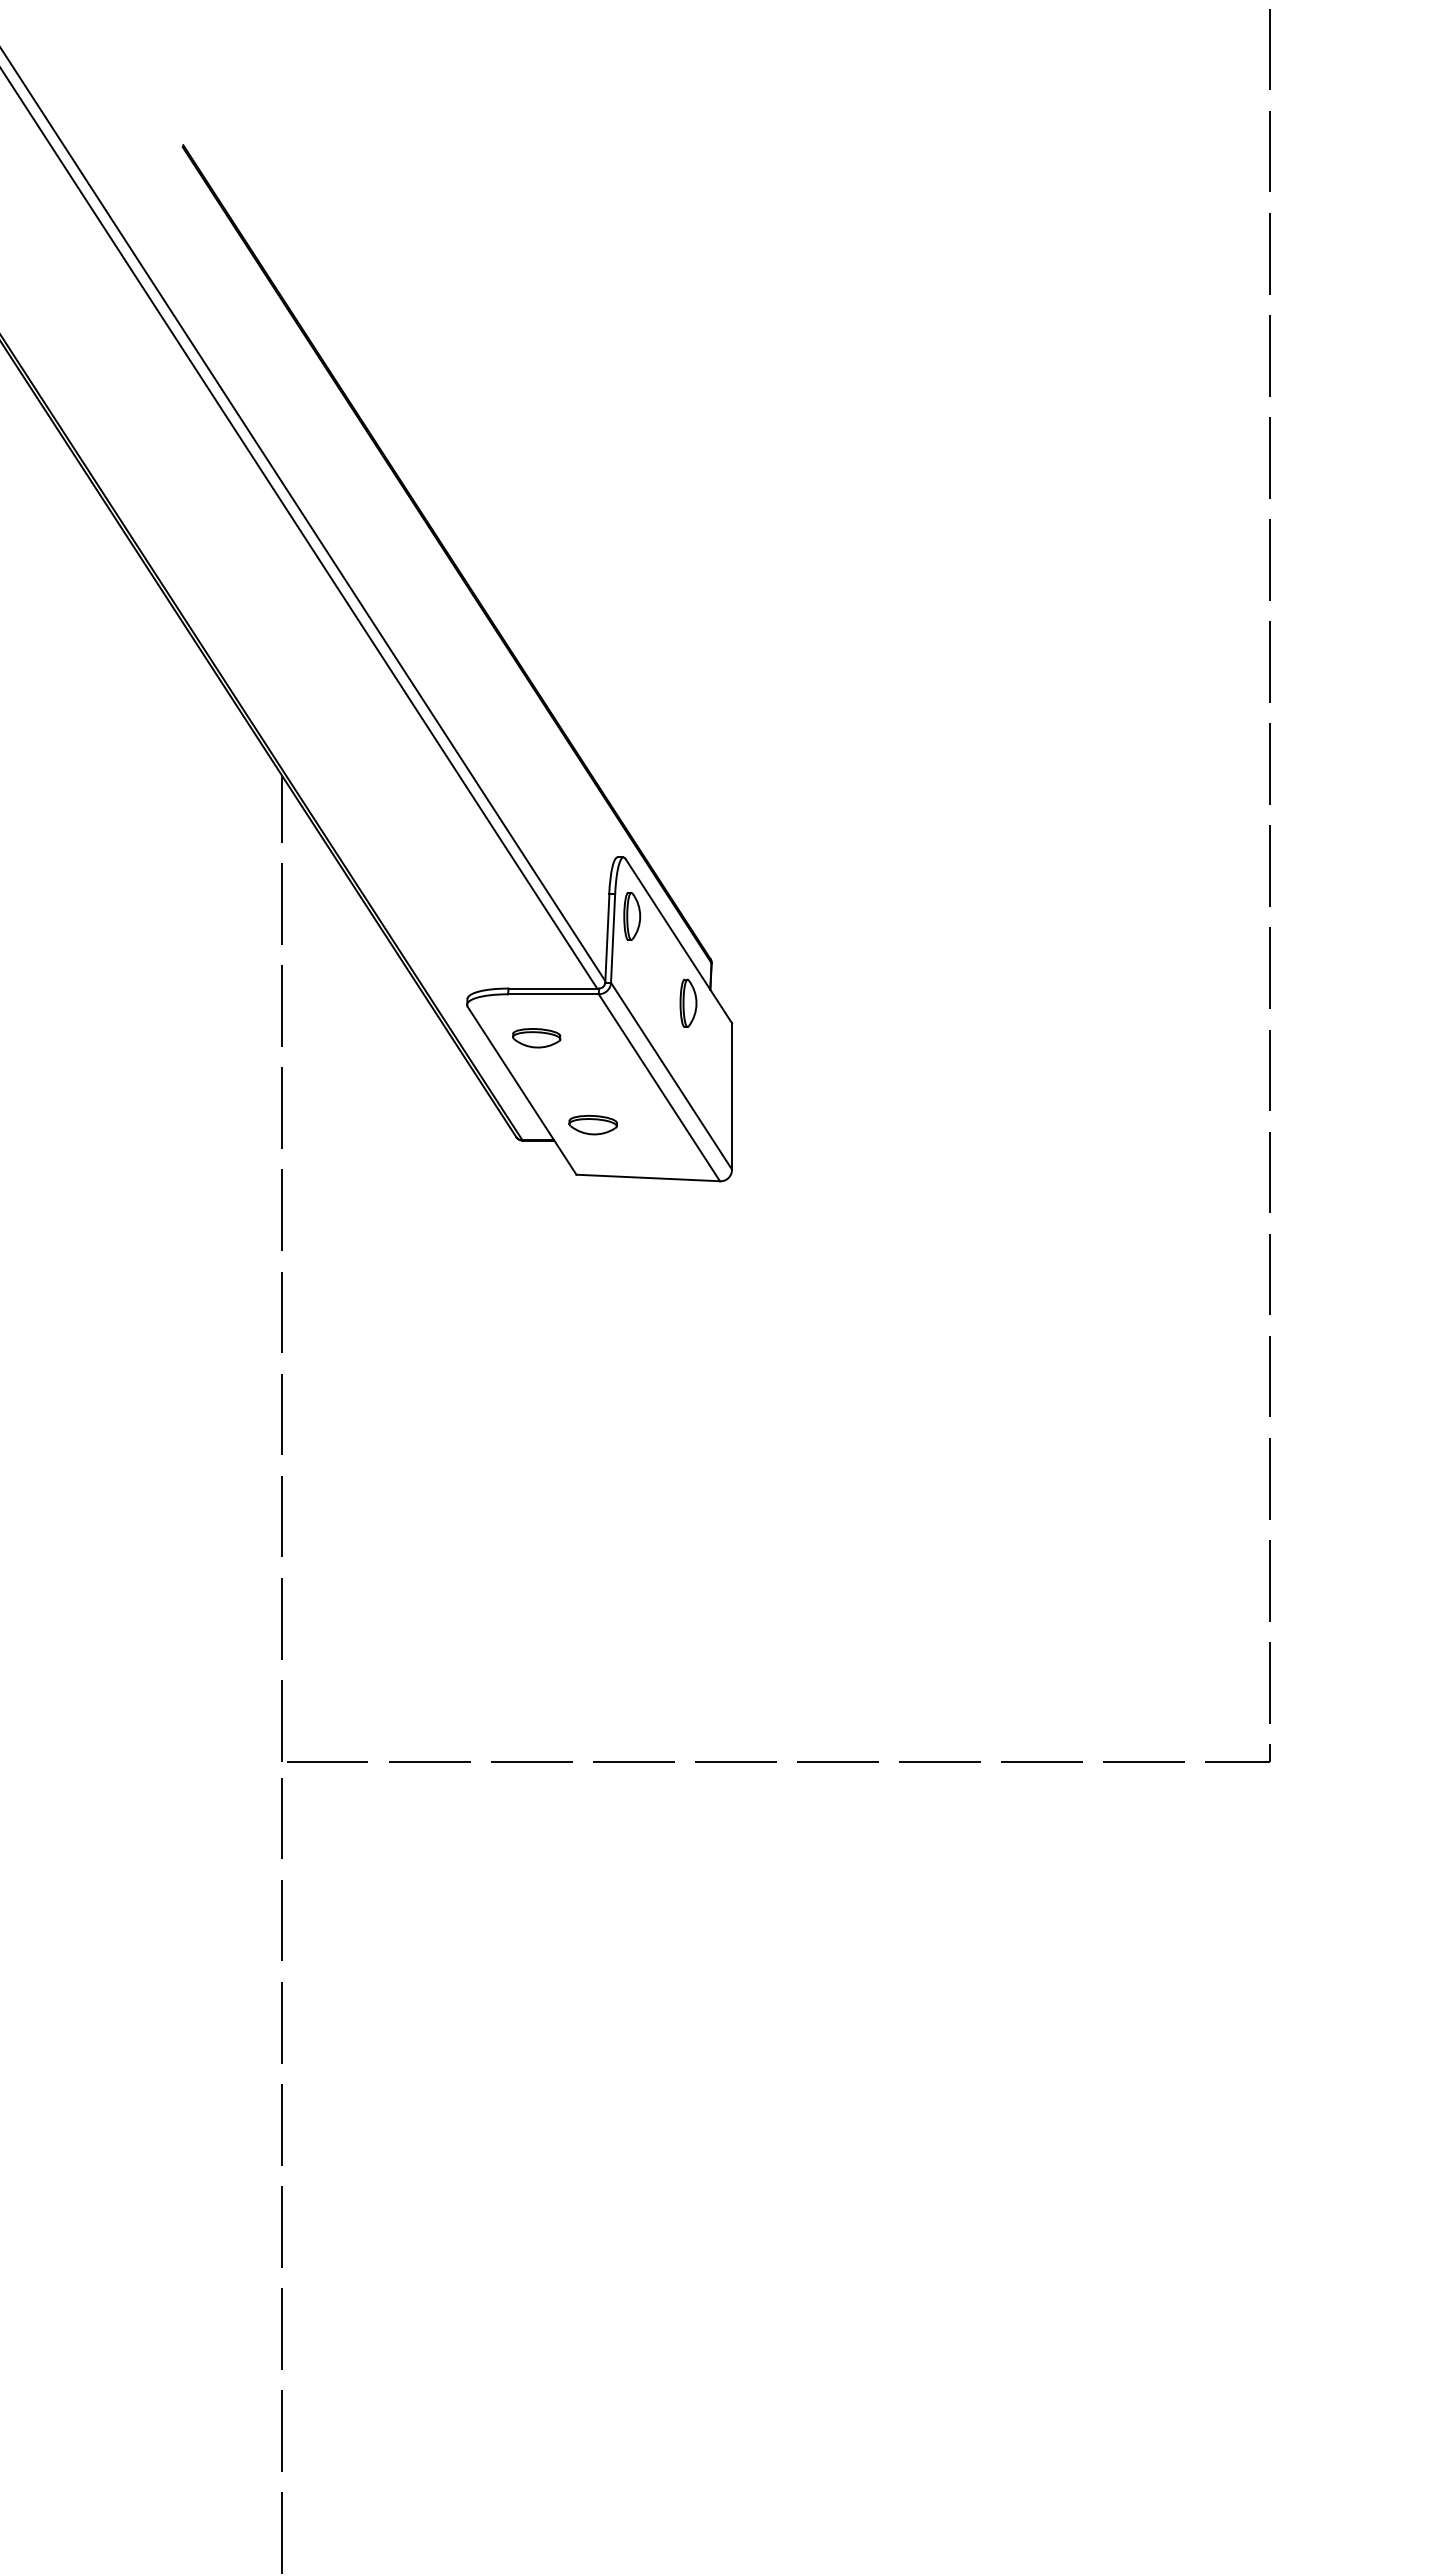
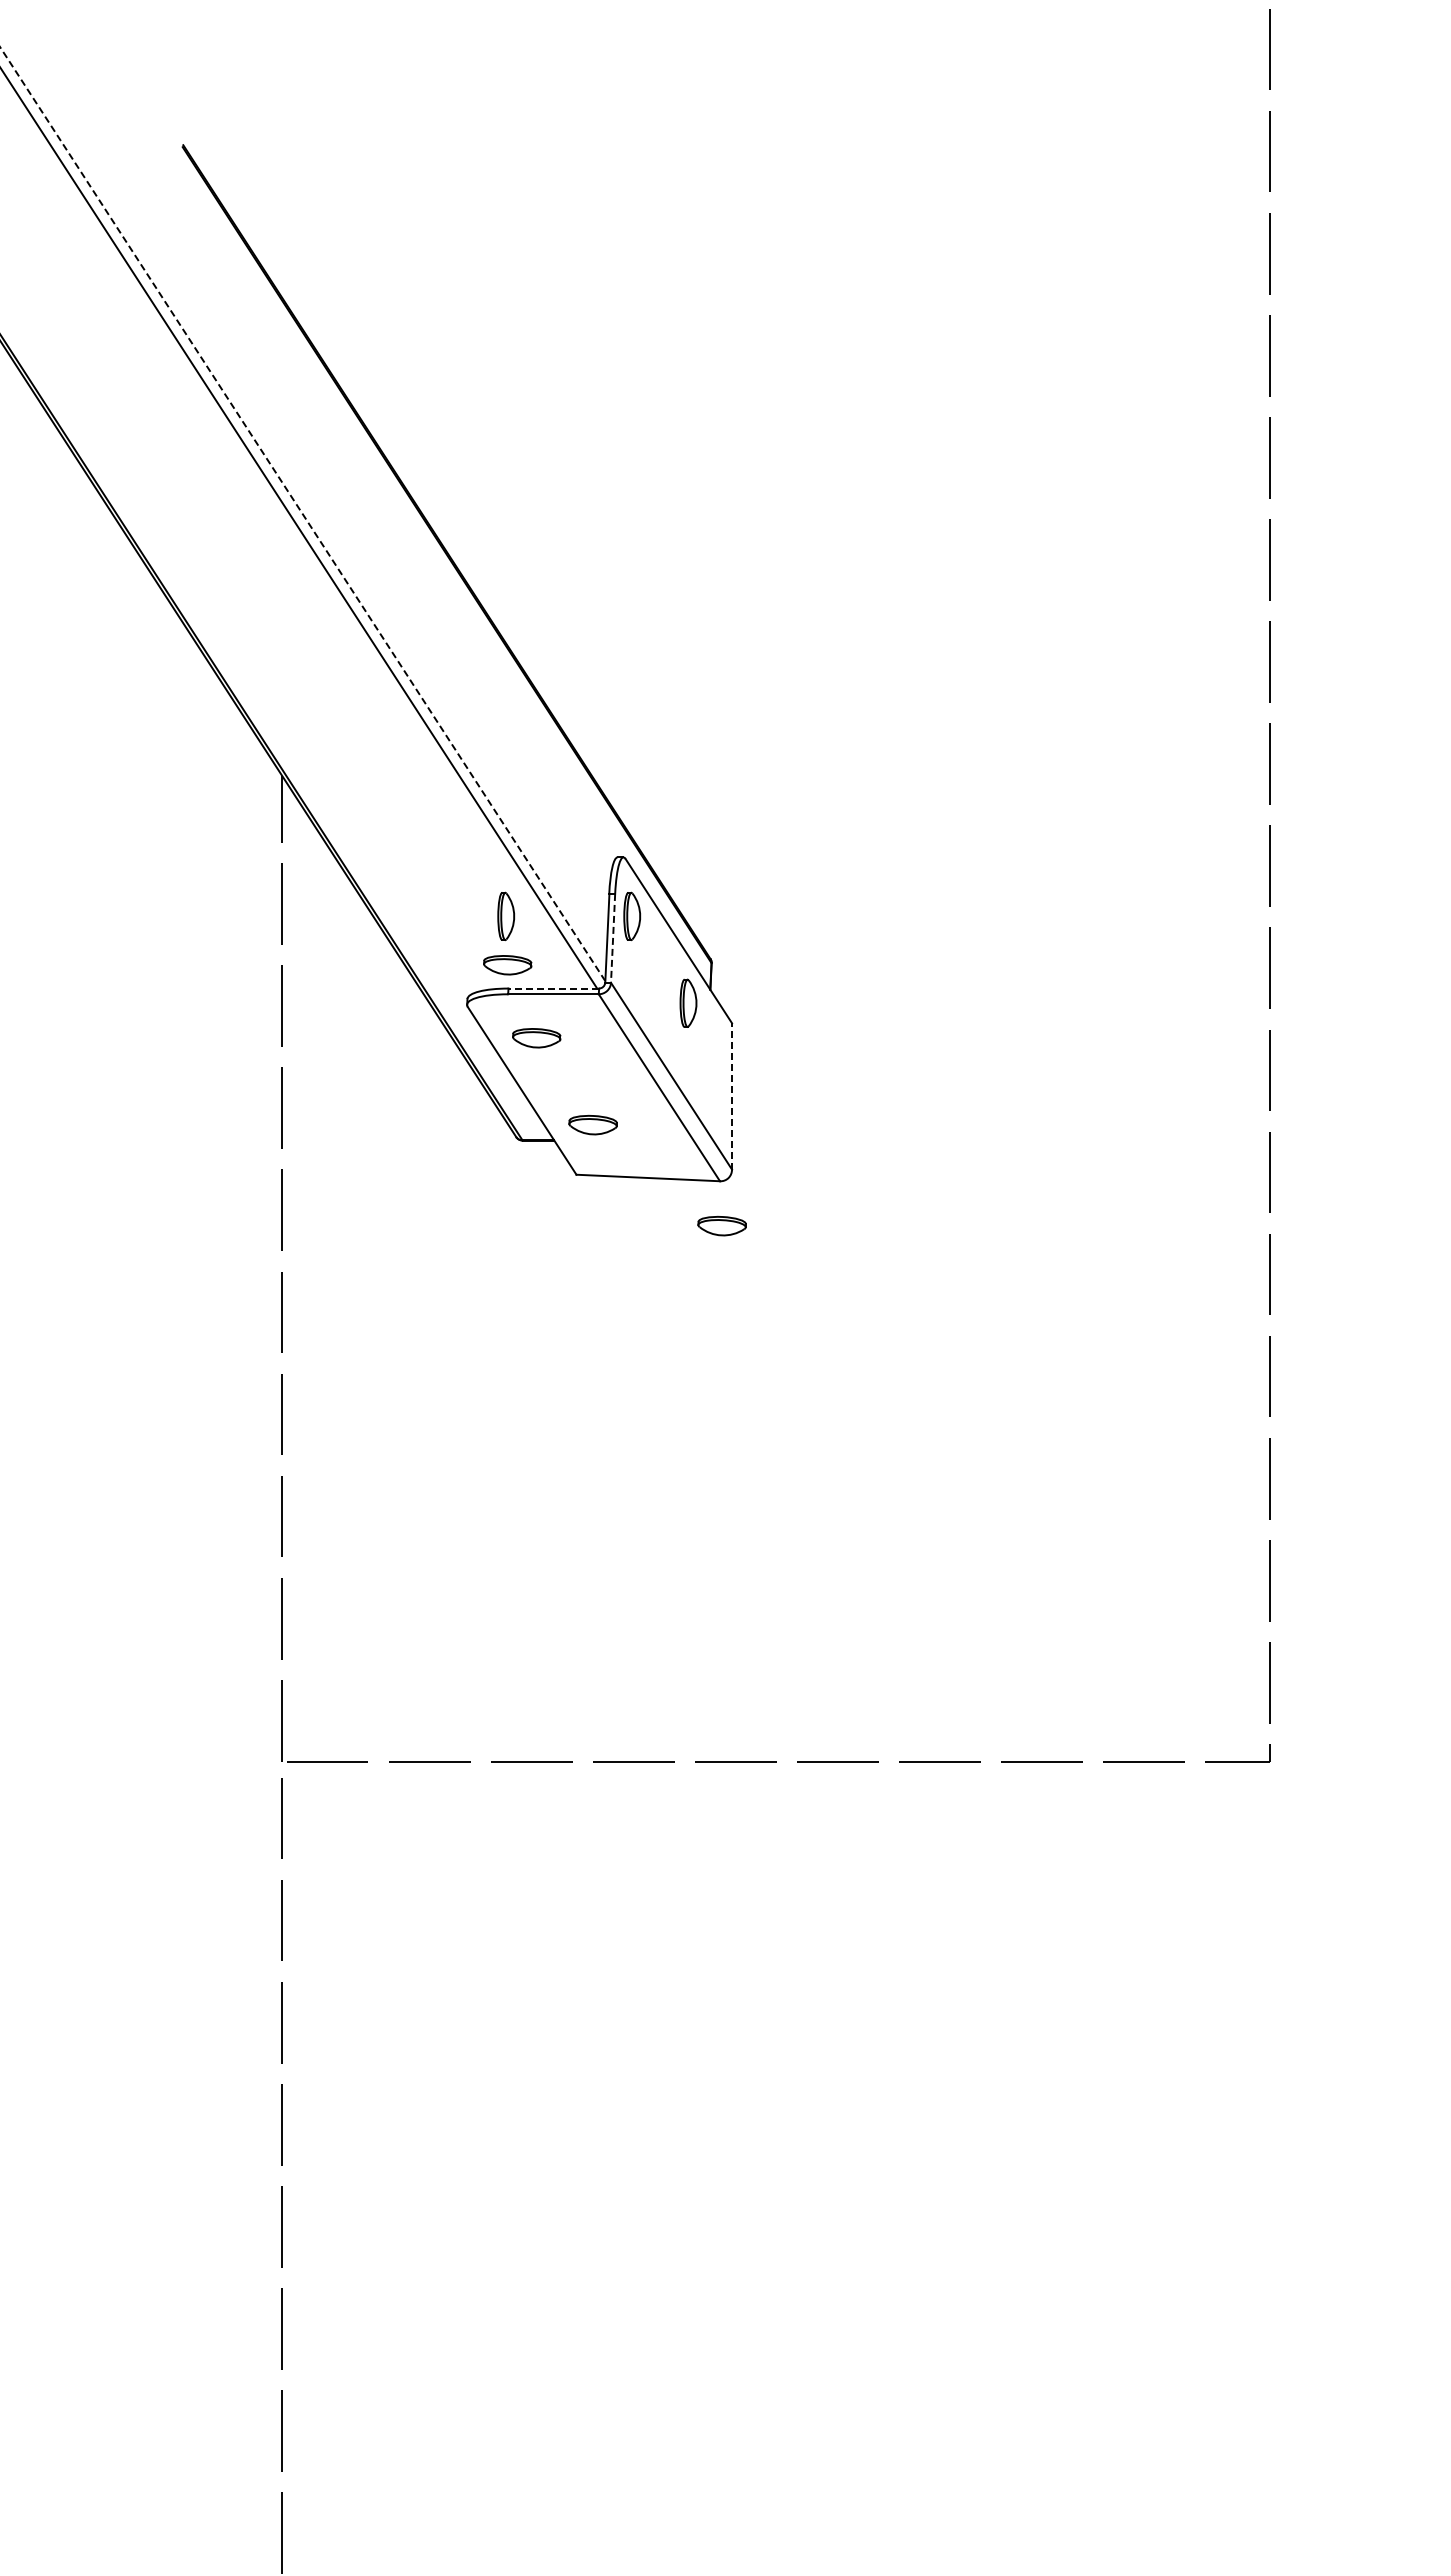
line: solid -> dashed (302, 513)
part: none -> present (506, 916)
line: solid -> dashed (613, 938)
part: none -> present (507, 965)
line: solid -> dashed (553, 988)
line: solid -> dashed (732, 1095)
part: none -> present (721, 1225)
